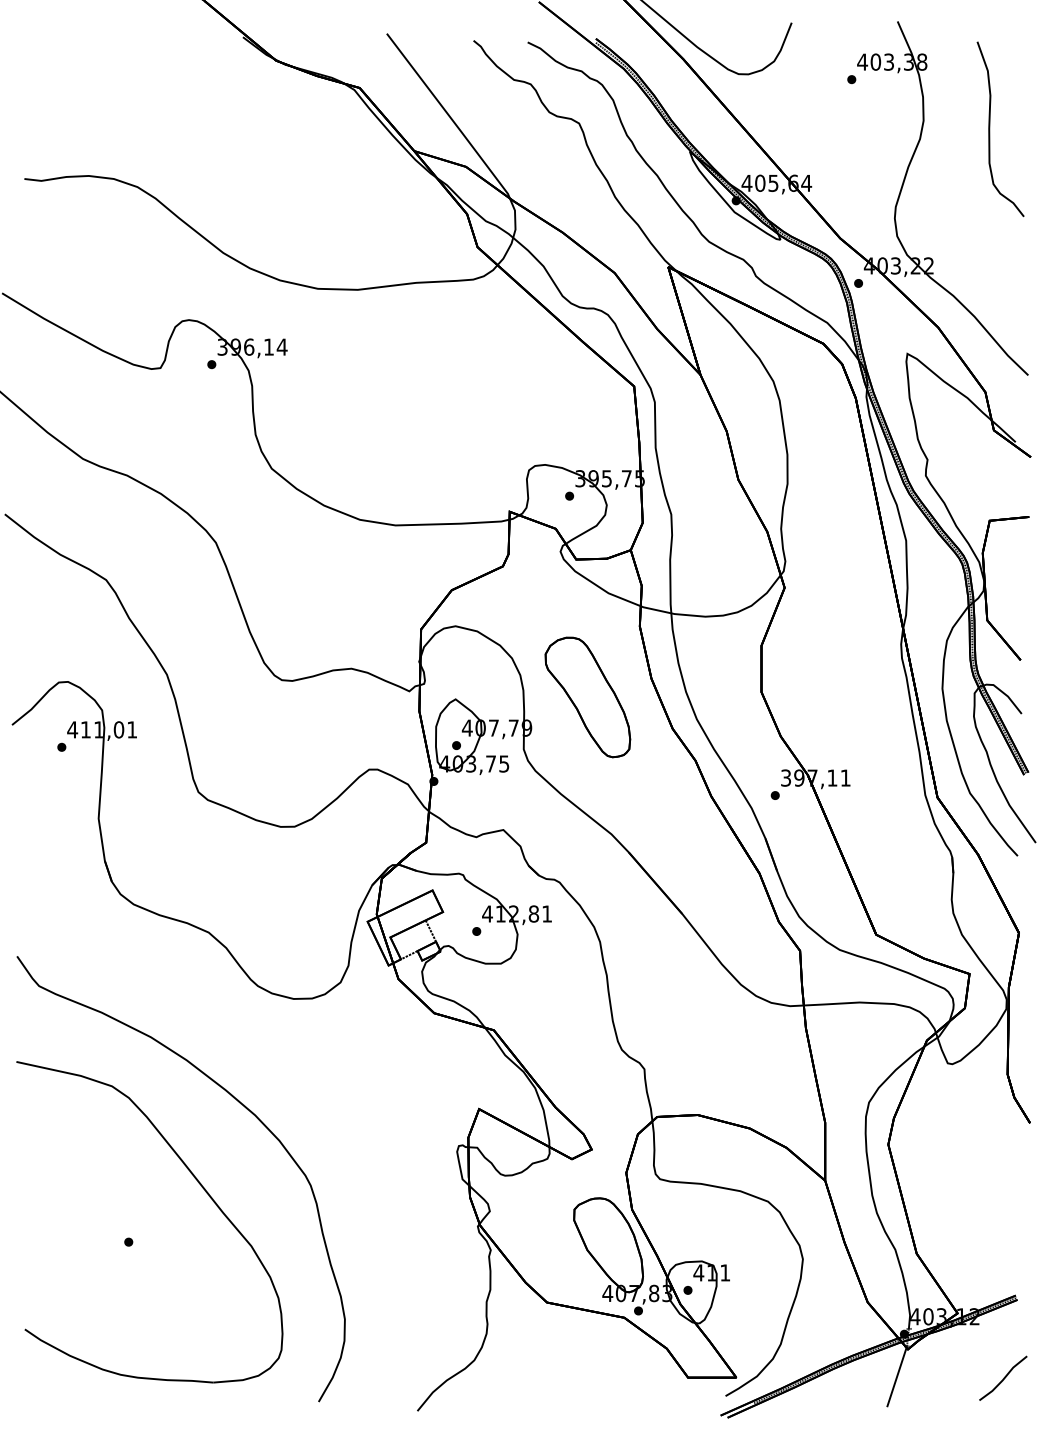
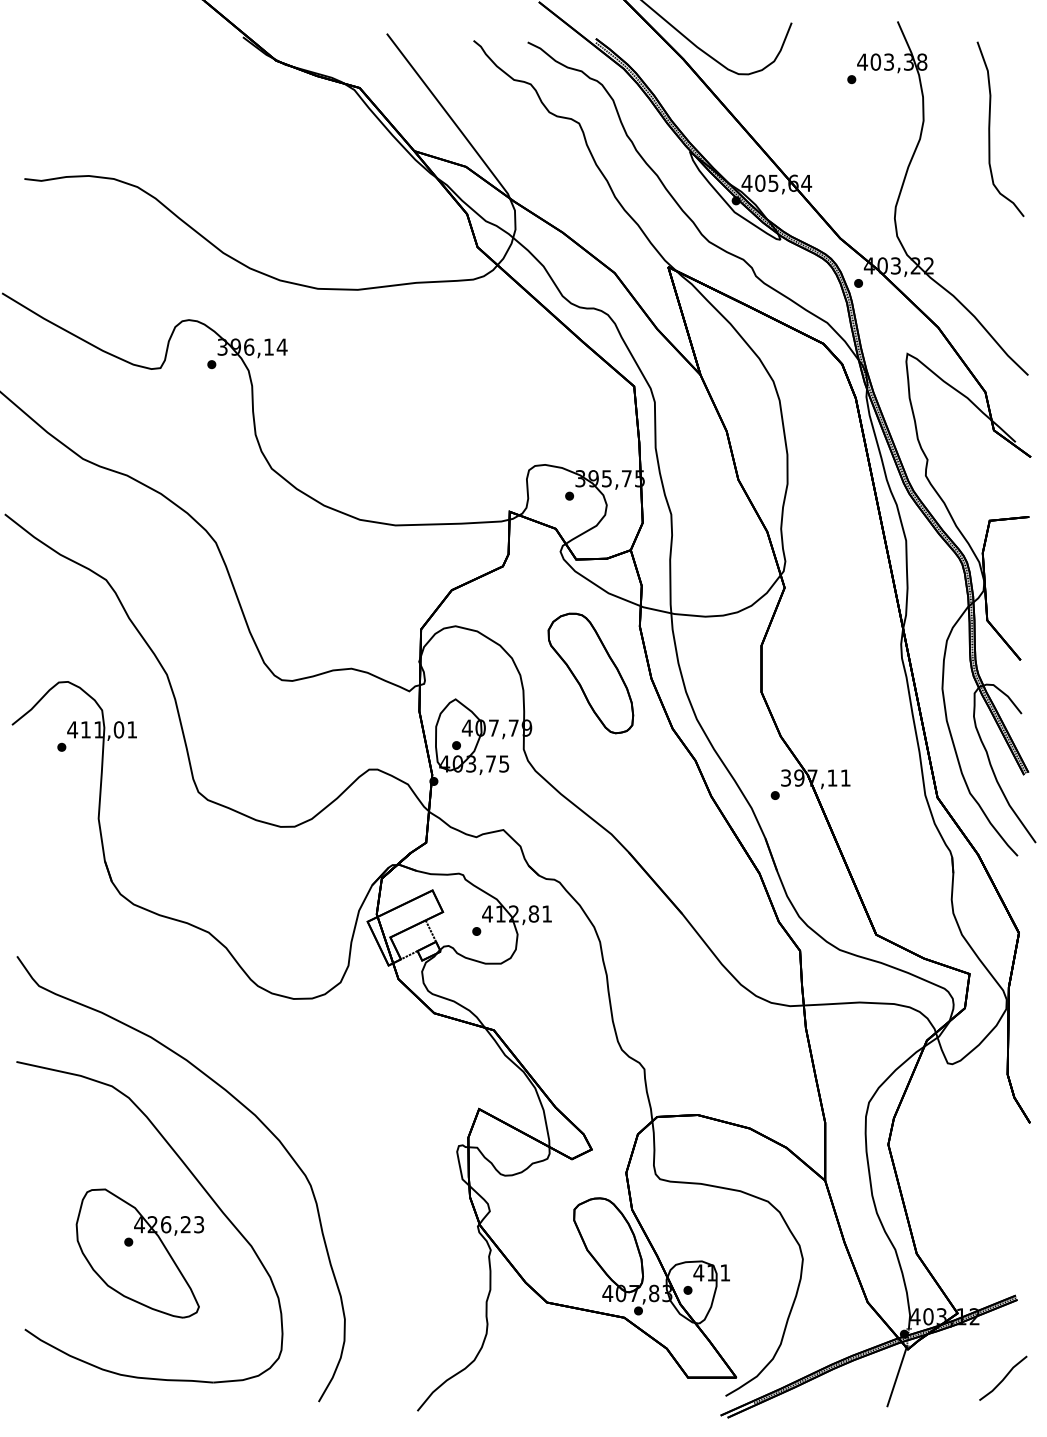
part position: (587, 697) -> (590, 673) (590, 673)
part: none -> present (139, 1253)
